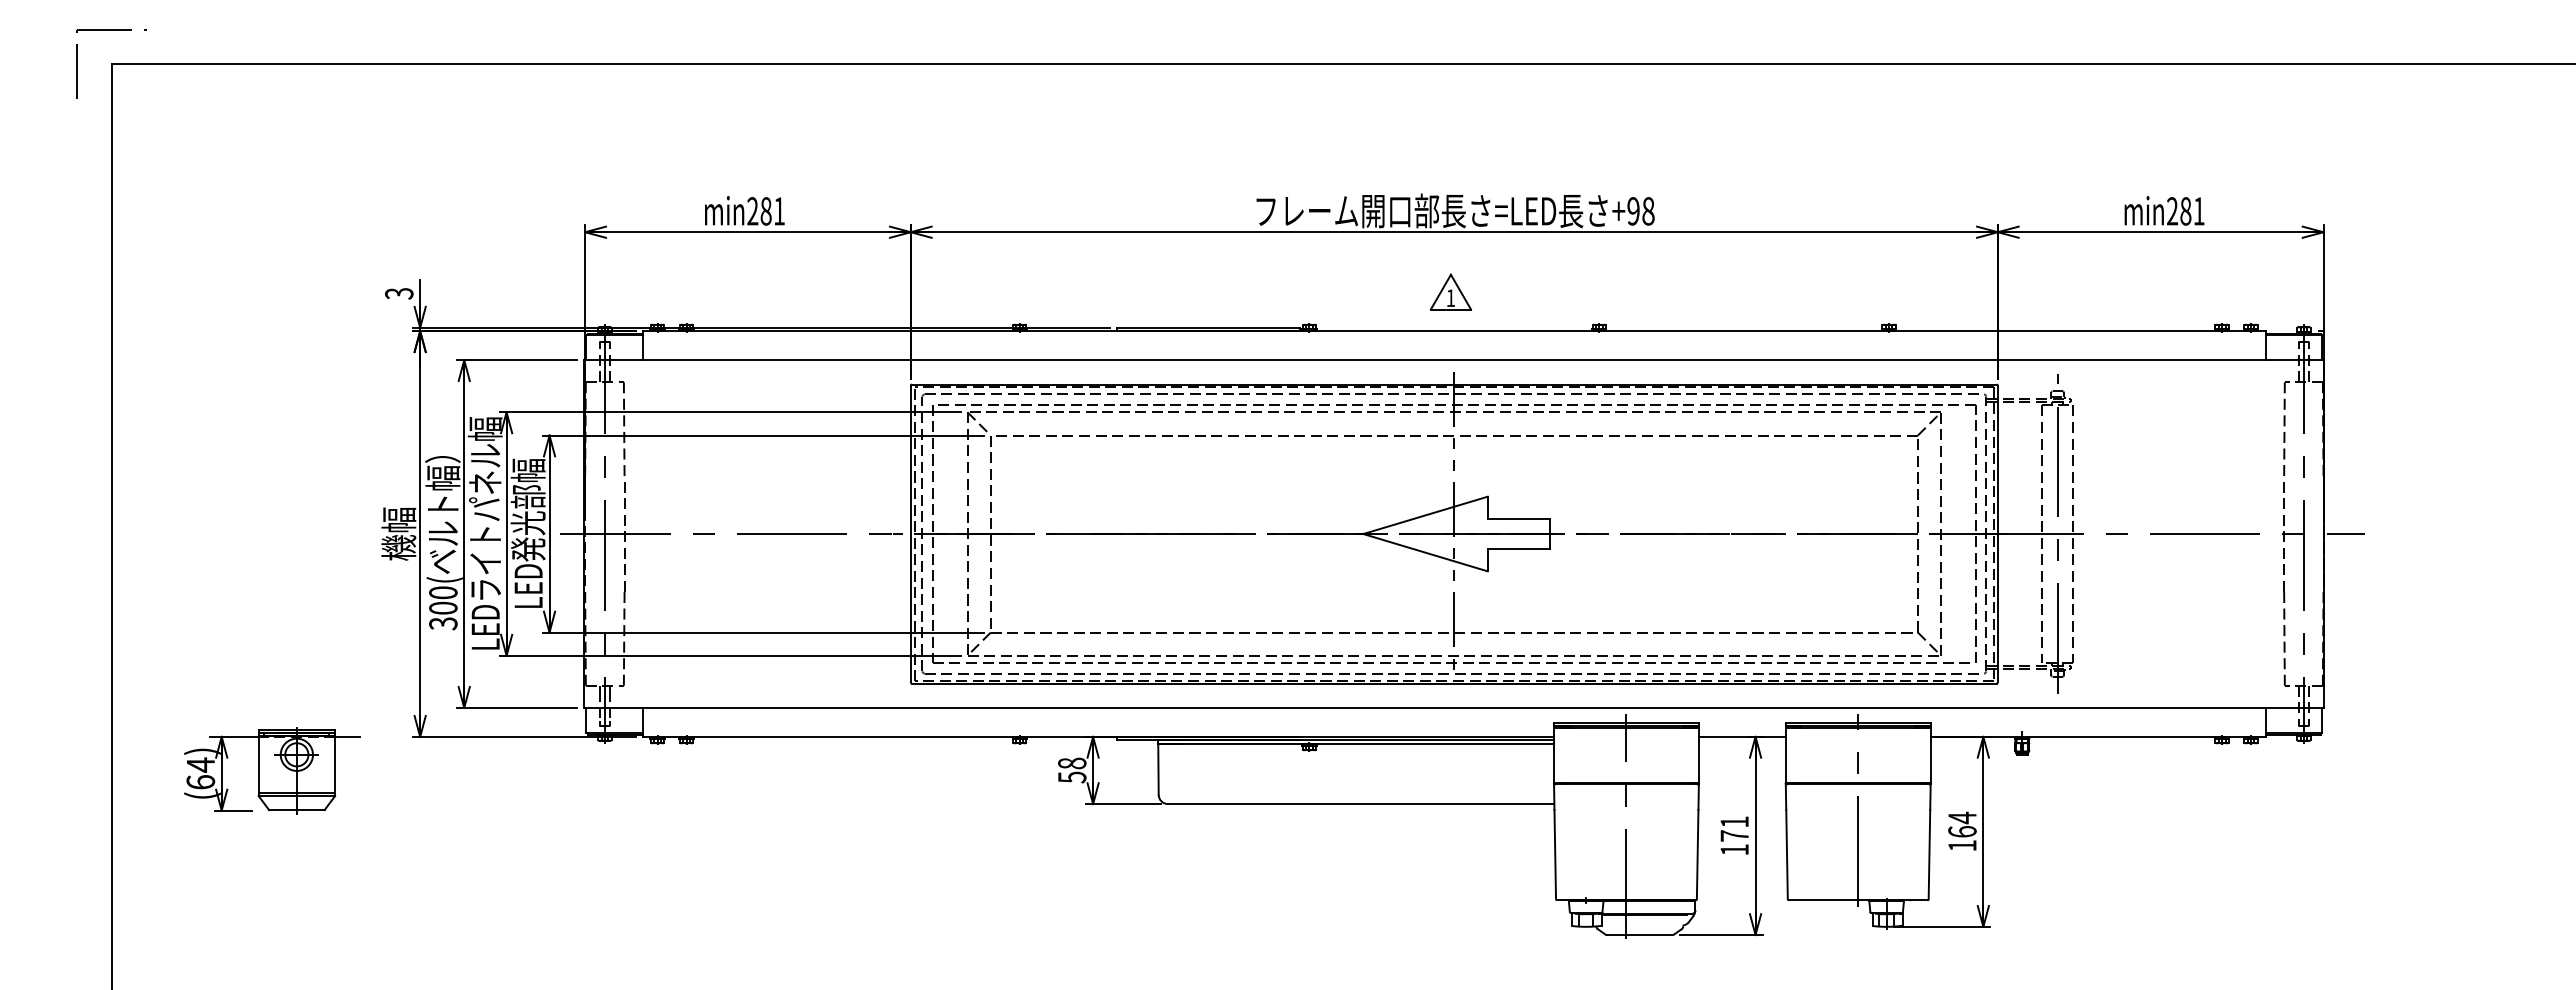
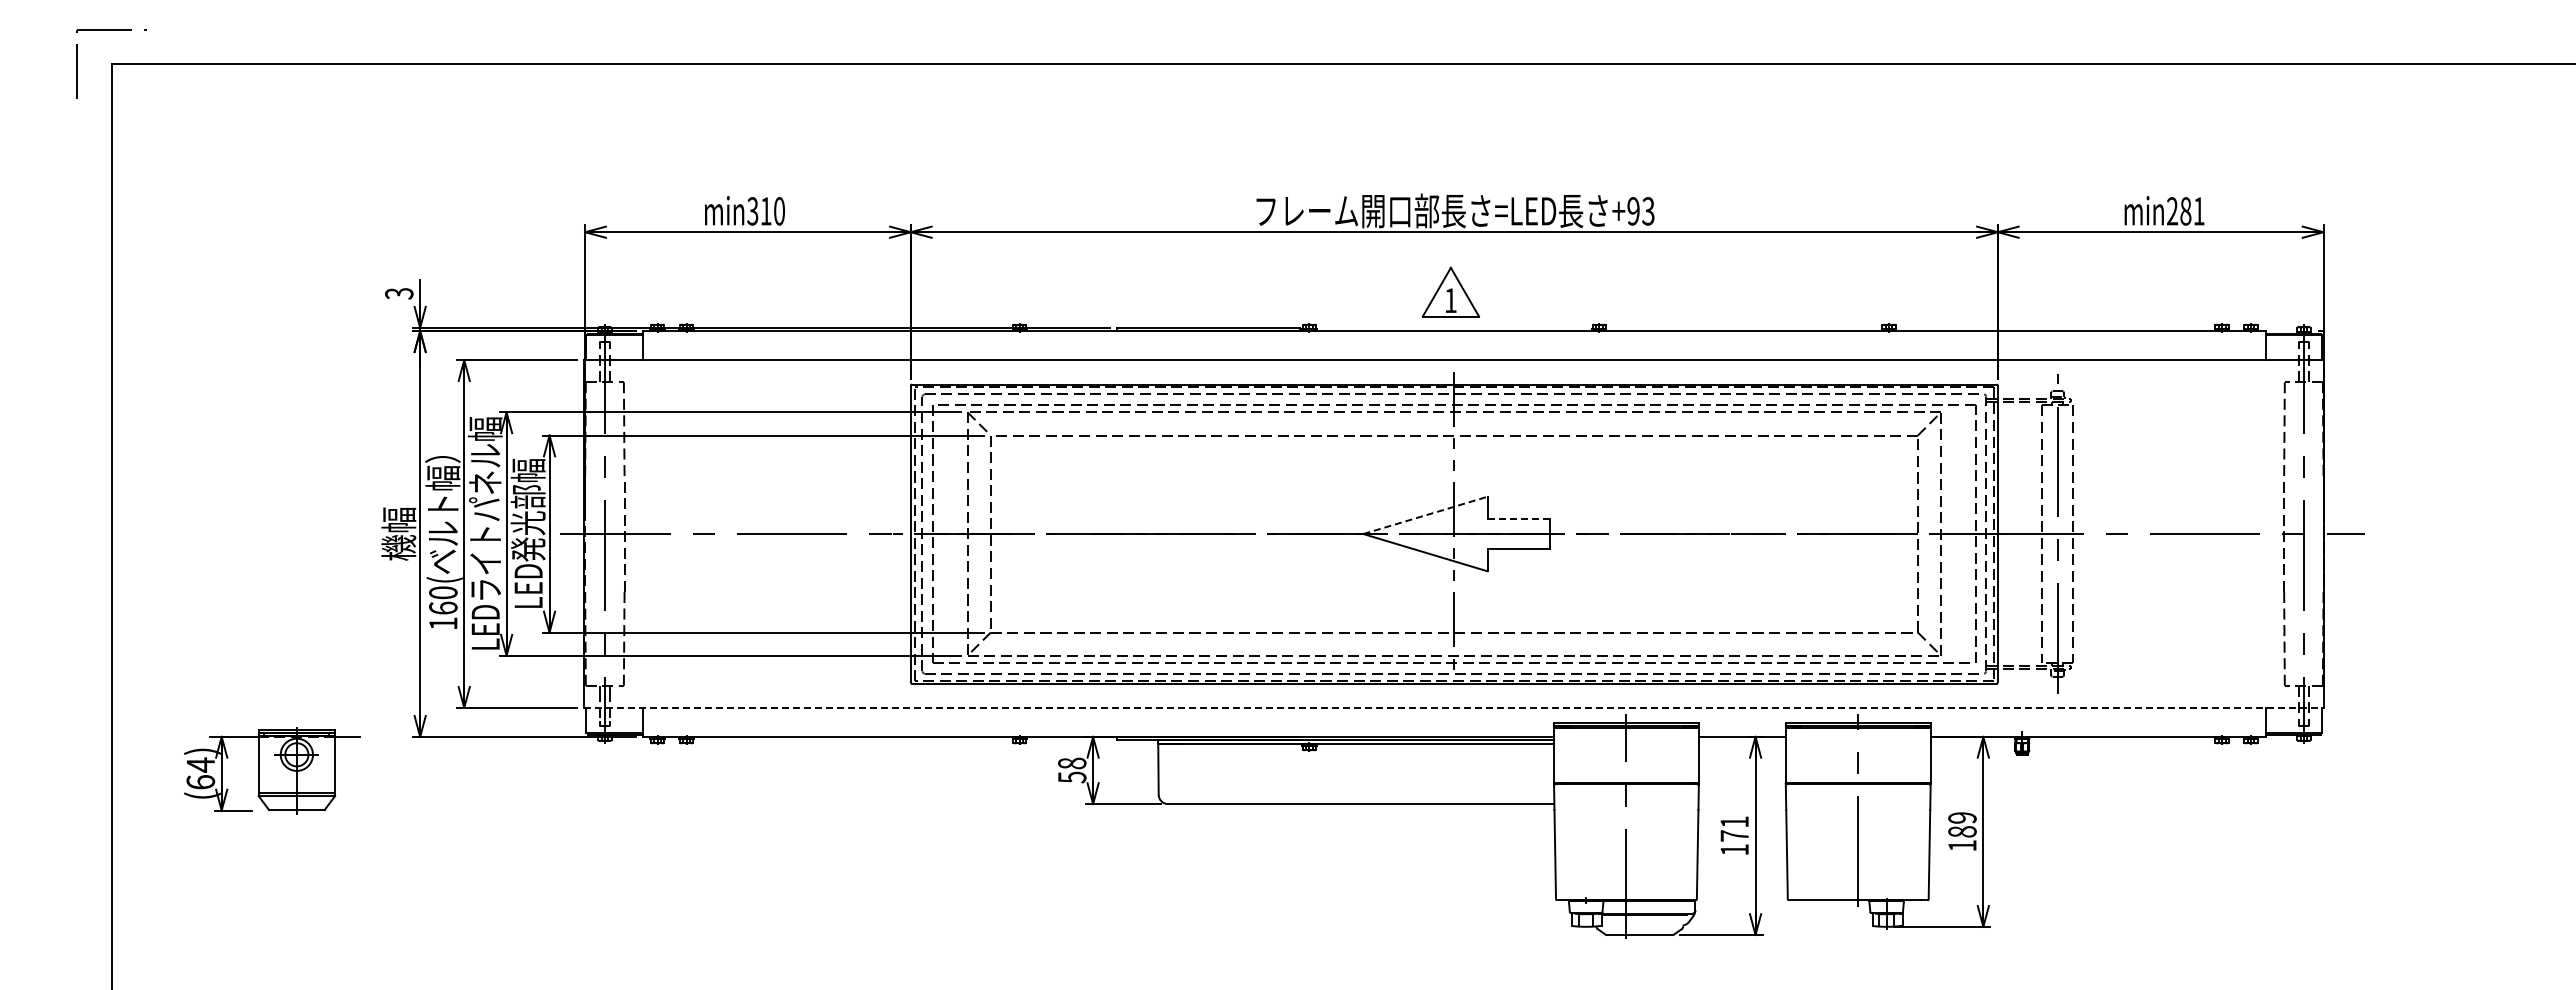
text: min281 -> min310 (765, 211)
text: +98 -> +93 (1648, 211)
part size: 44x38 px -> 60x52 px (1450, 291)
line: solid -> dashed (1425, 515)
line: solid -> dashed (1519, 519)
text: 300( -> 160( (443, 615)
line: solid -> dashed (1454, 707)
text: 164 -> 189 (1962, 824)
